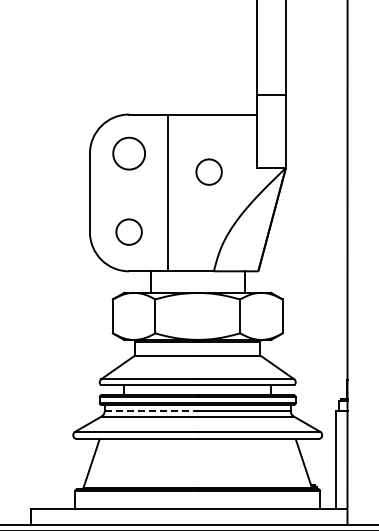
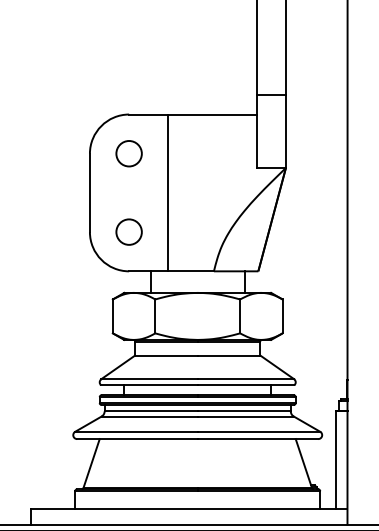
circle size: 34x35 px -> 28x28 px (128, 153)
circle: present -> none (208, 171)
line: dashed -> solid (151, 411)
